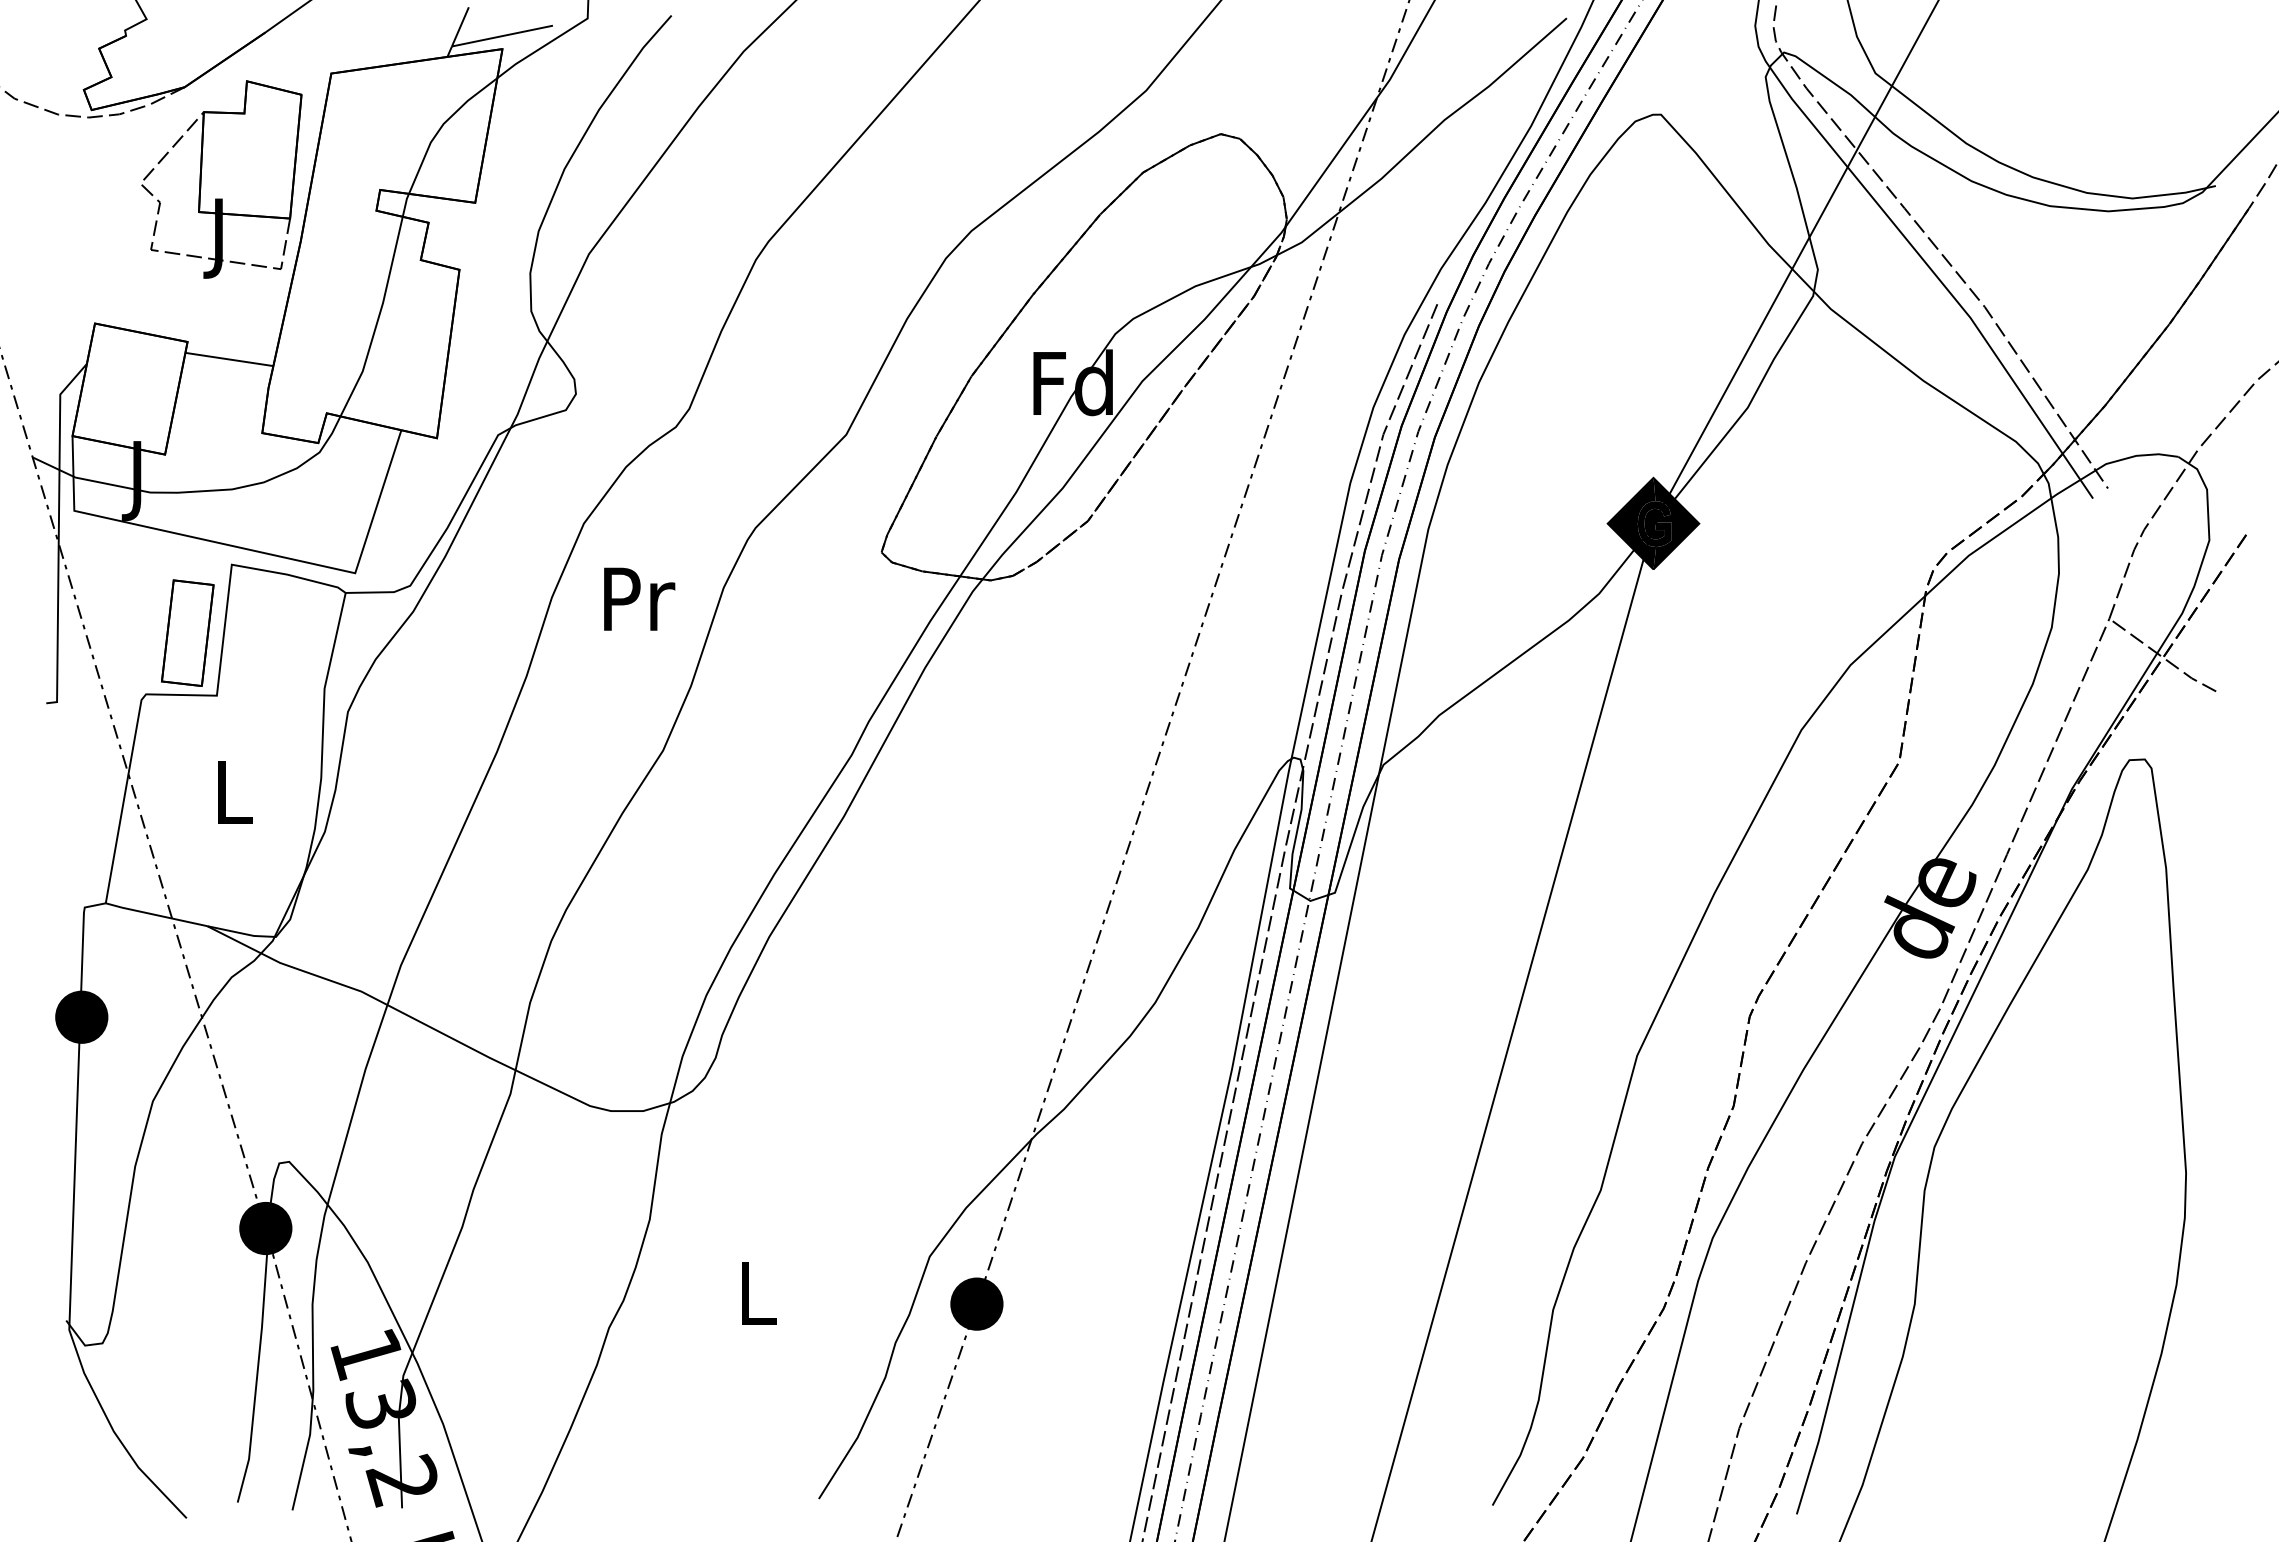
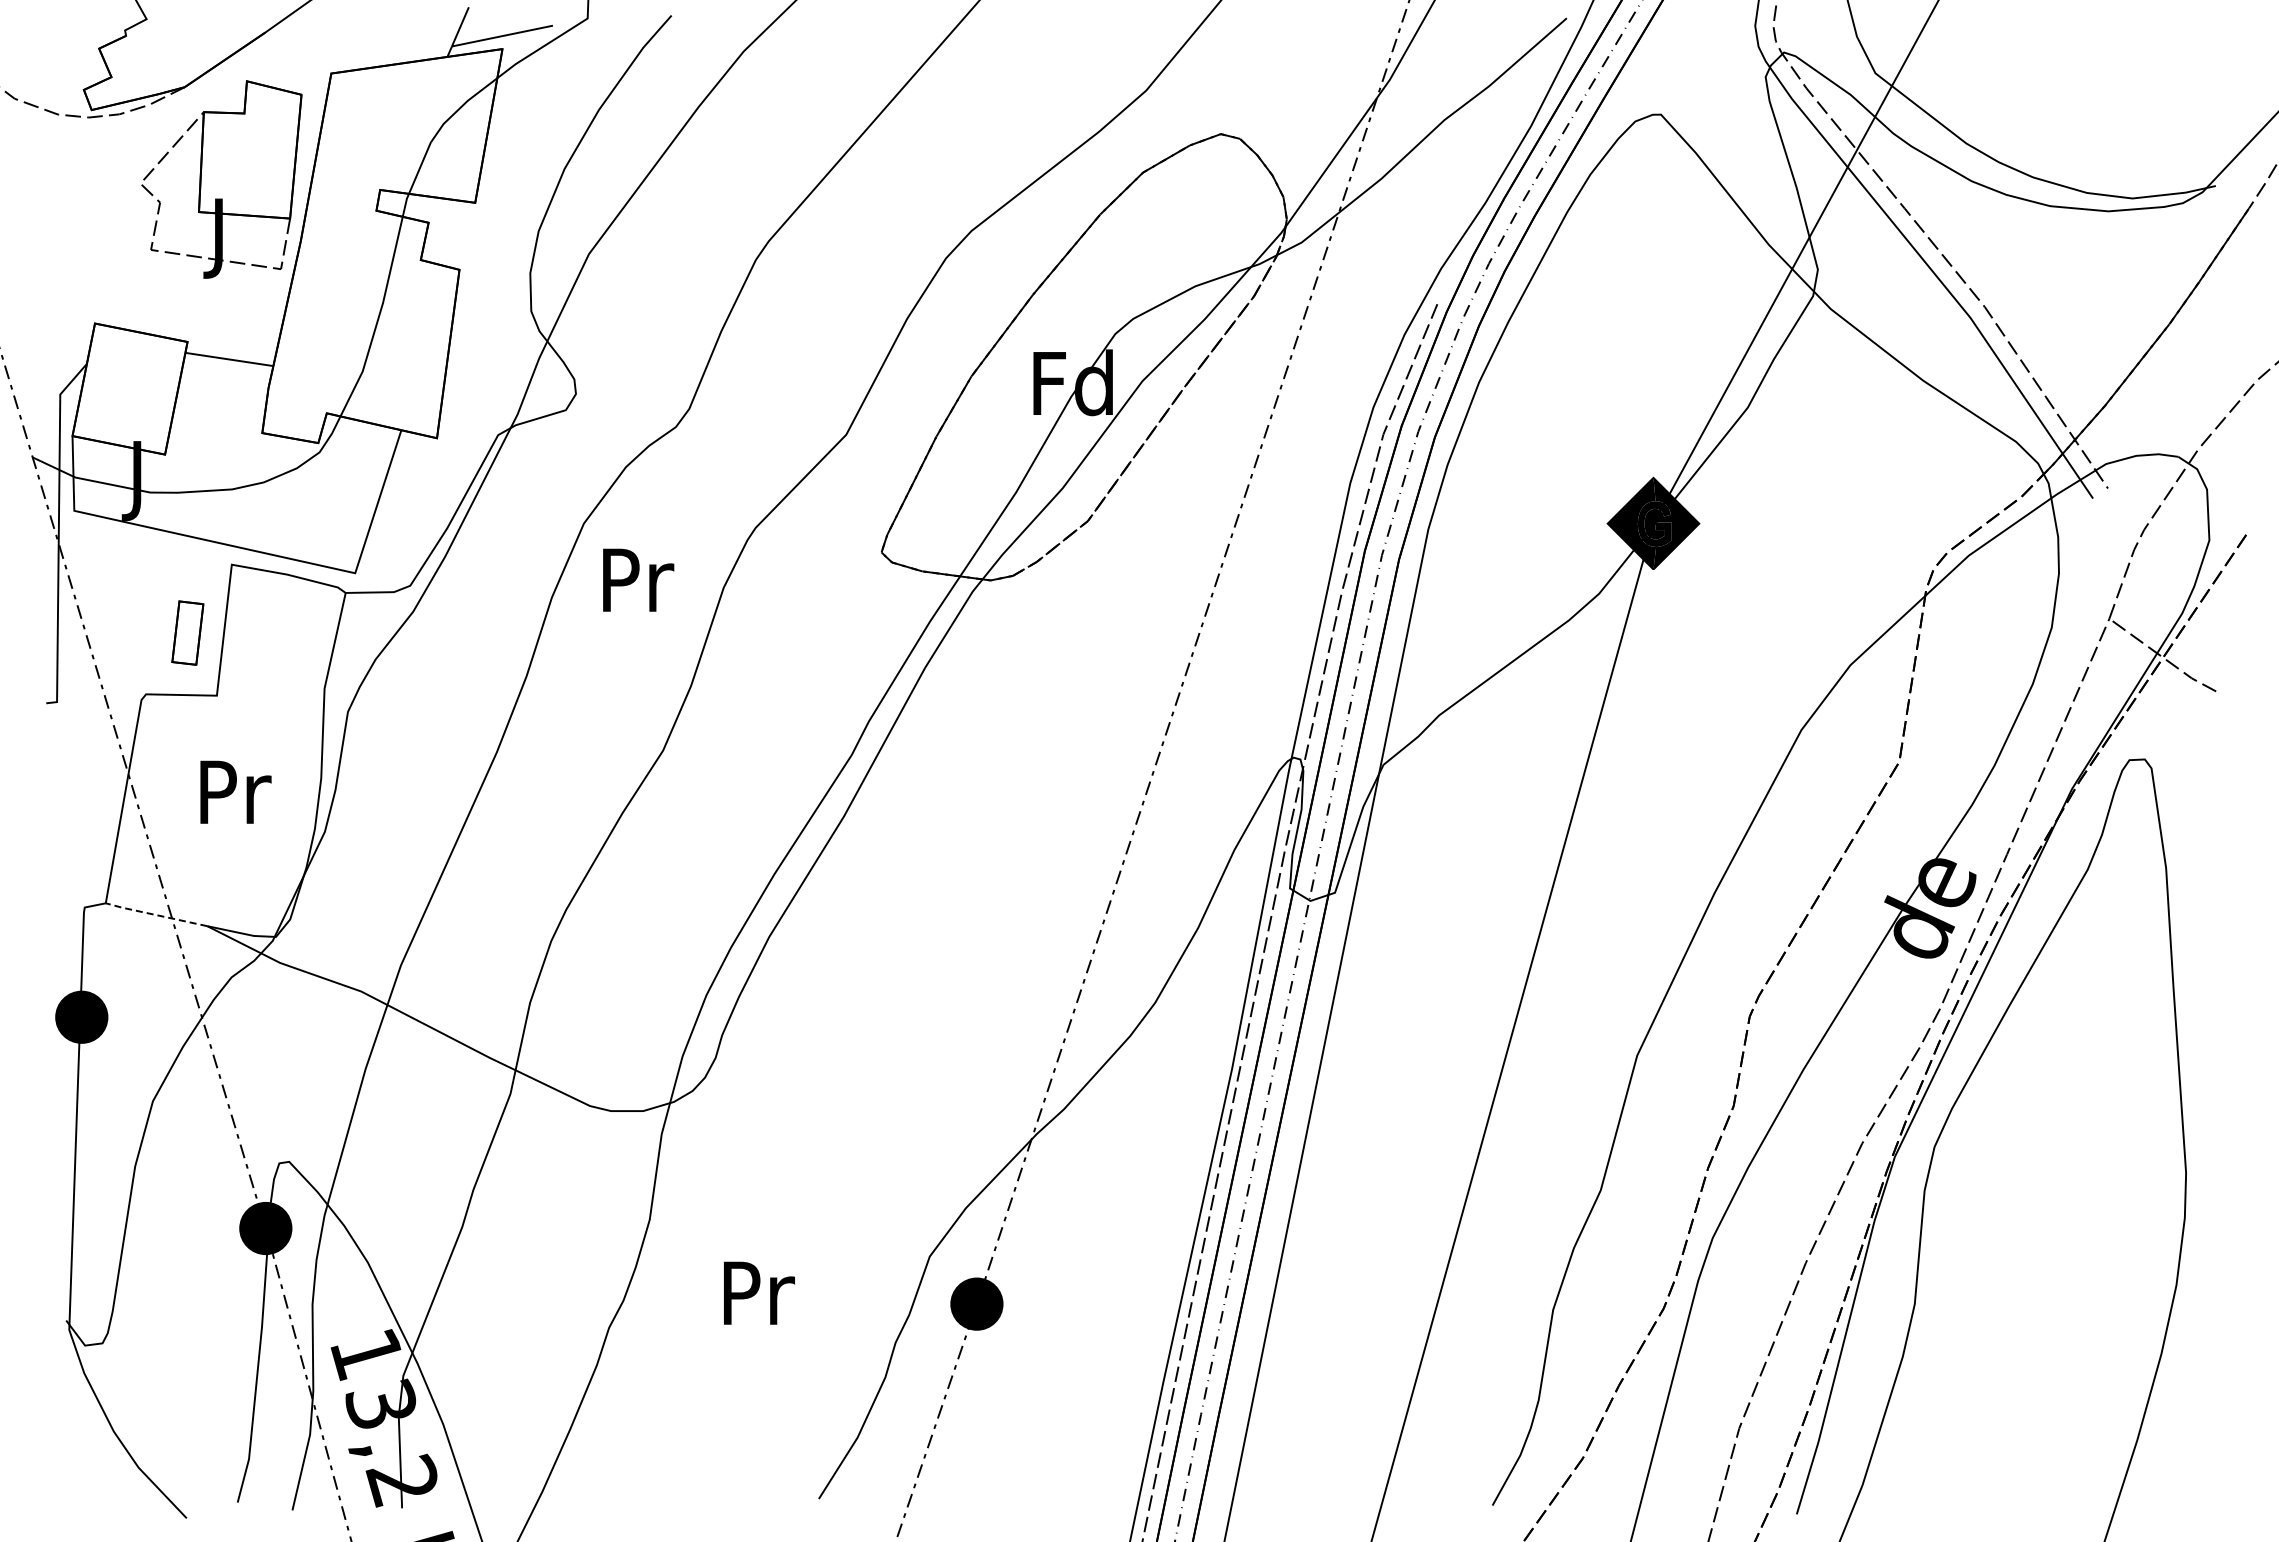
text position: (639, 598) -> (638, 579) (638, 579)
part size: 54x108 px -> 34x66 px (187, 632)
text: L -> Pr (235, 791)
line: solid -> dashed (155, 914)
text: L -> Pr (759, 1292)
